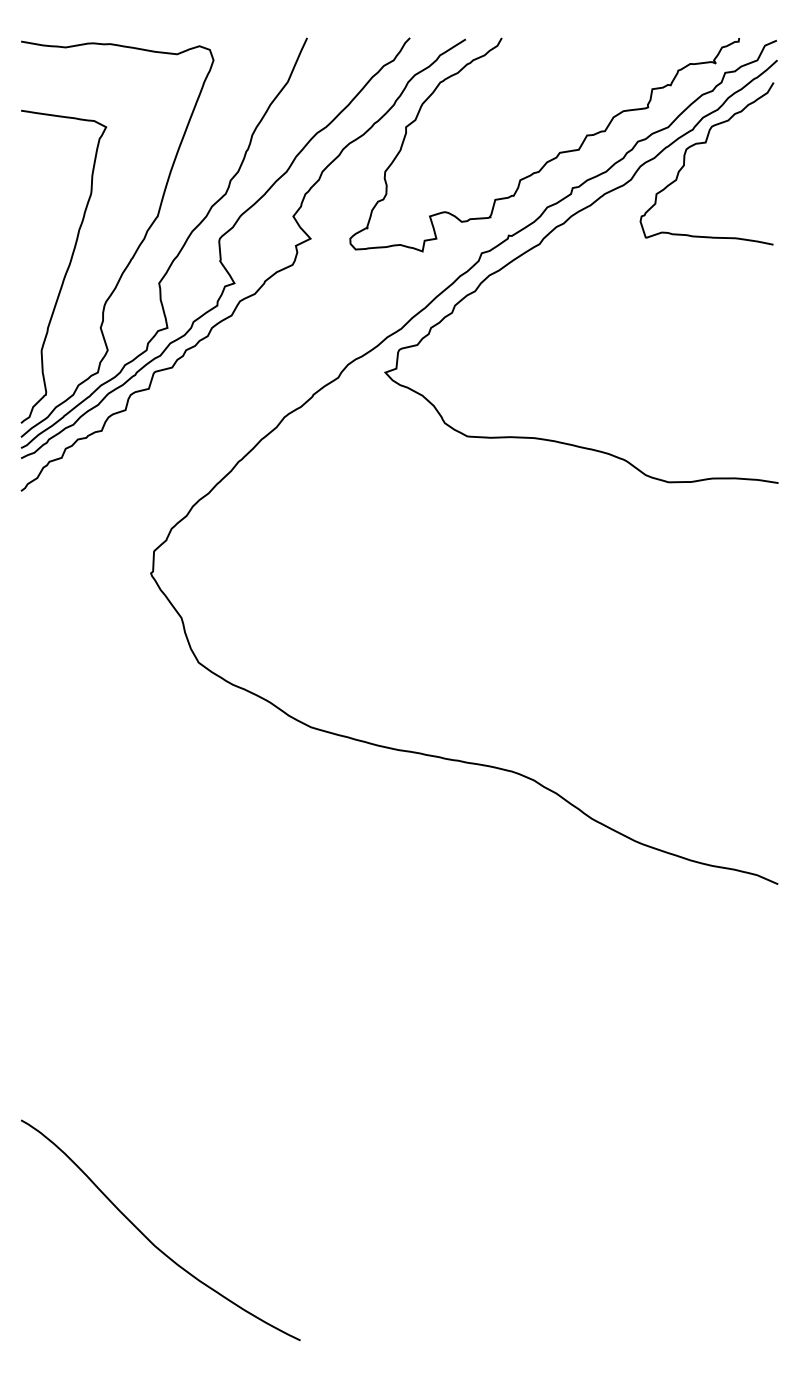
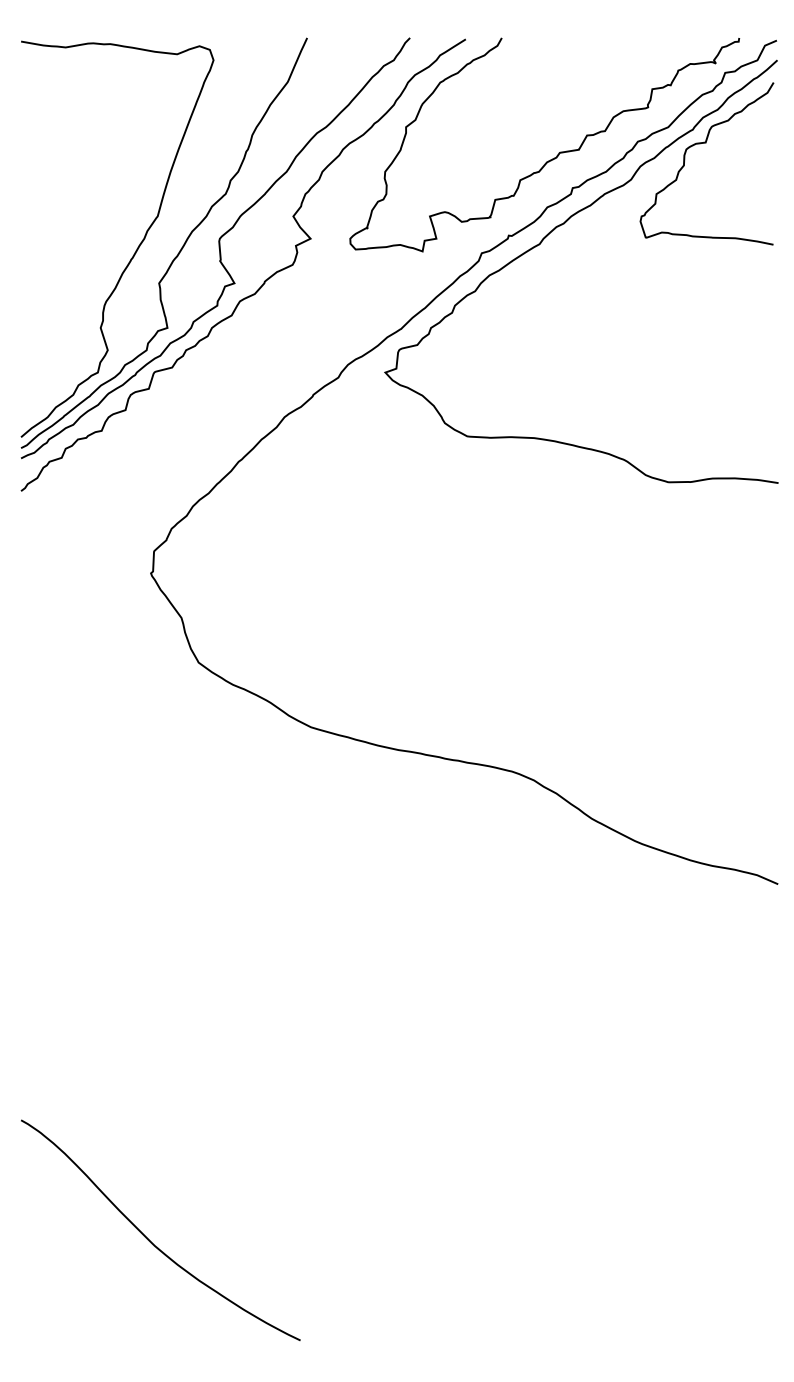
curve: present -> none (67, 267)
